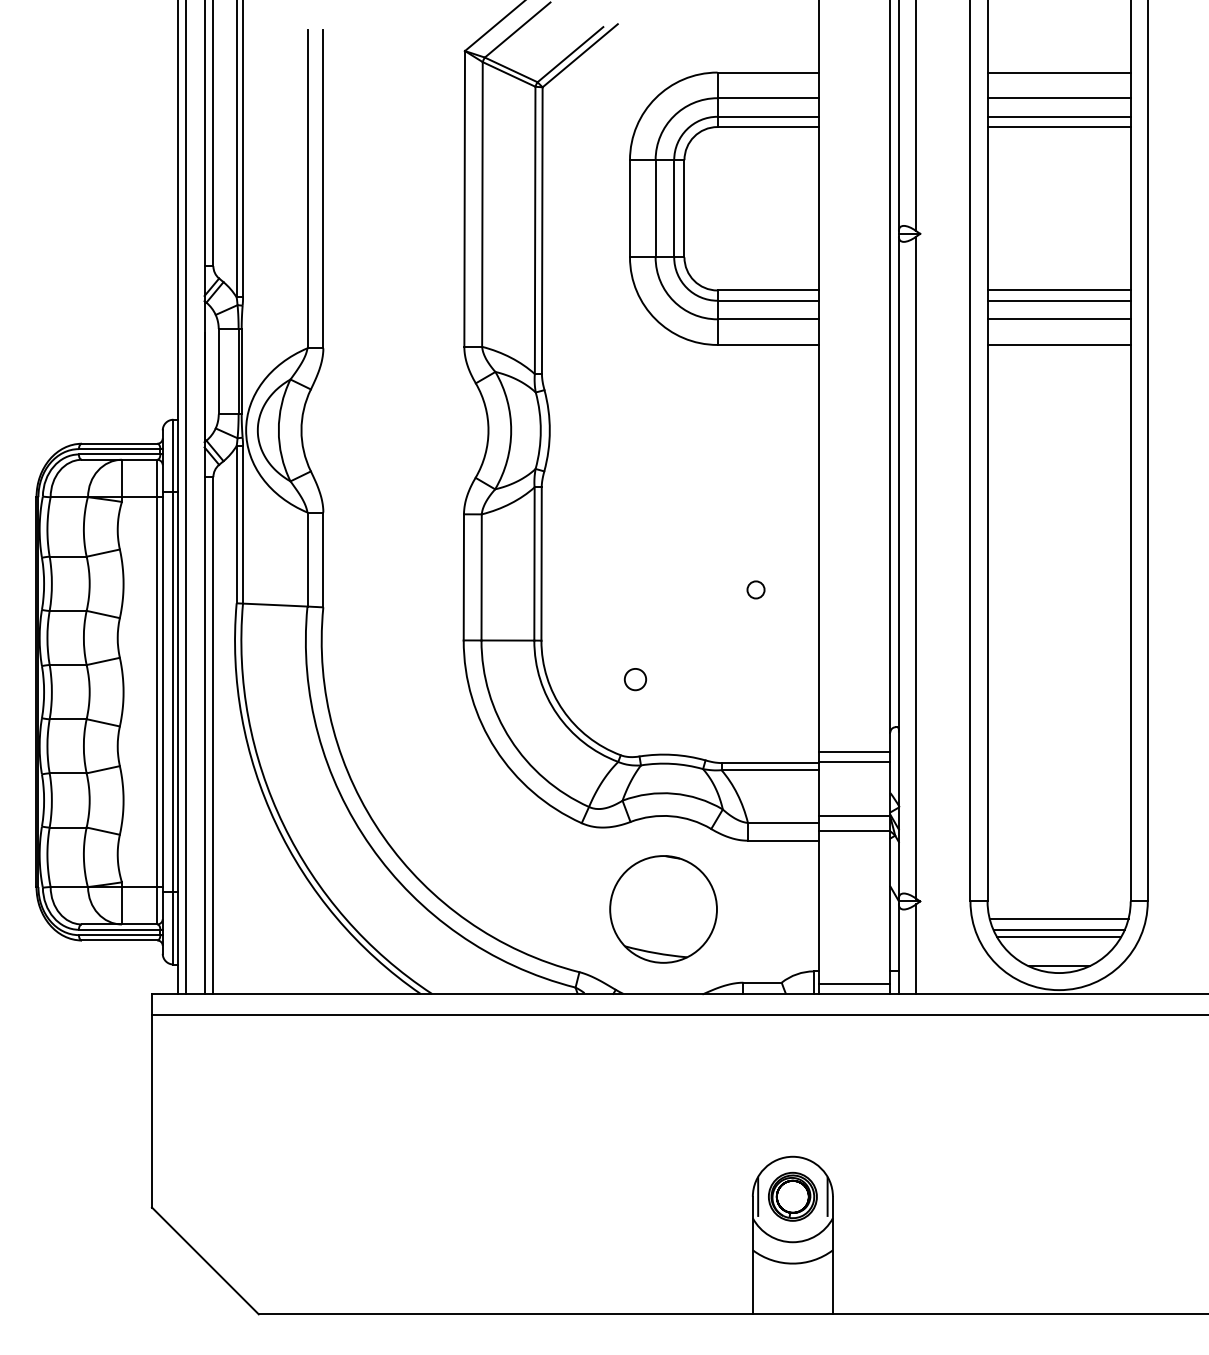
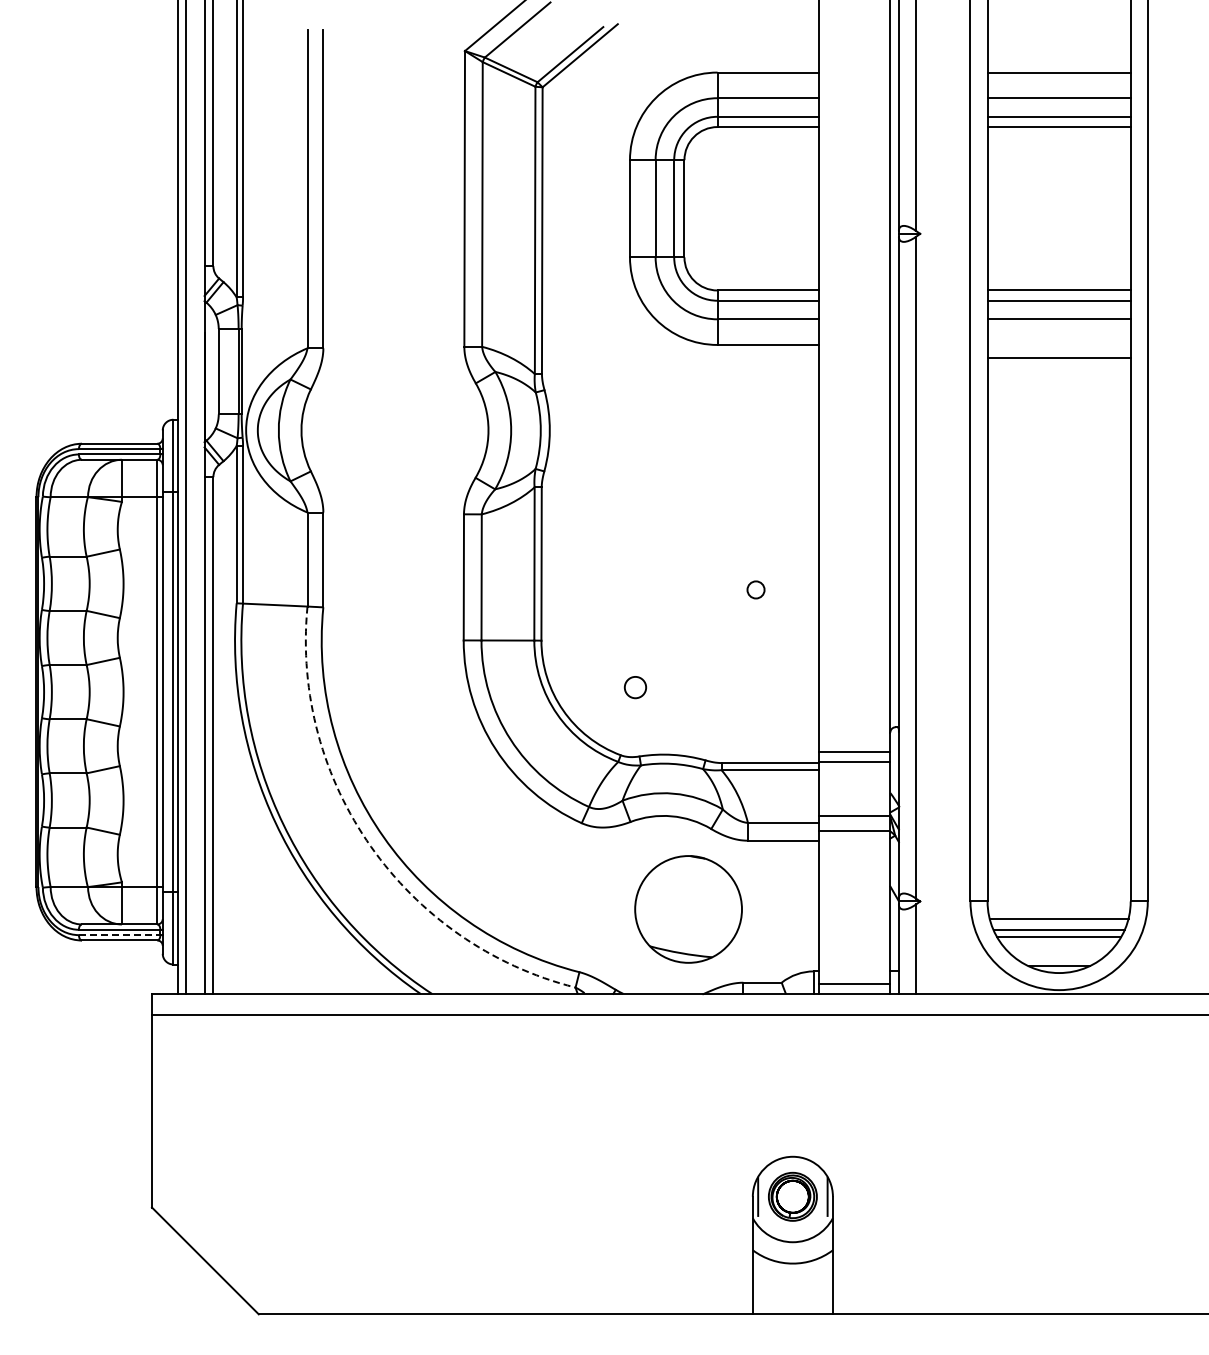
line position: (1058, 344) -> (1058, 357) (1058, 357)
circle position: (635, 679) -> (635, 687) (635, 687)
arc: solid -> dashed (371, 846)
part position: (663, 909) -> (688, 909) (688, 909)
line: solid -> dashed (119, 935)
